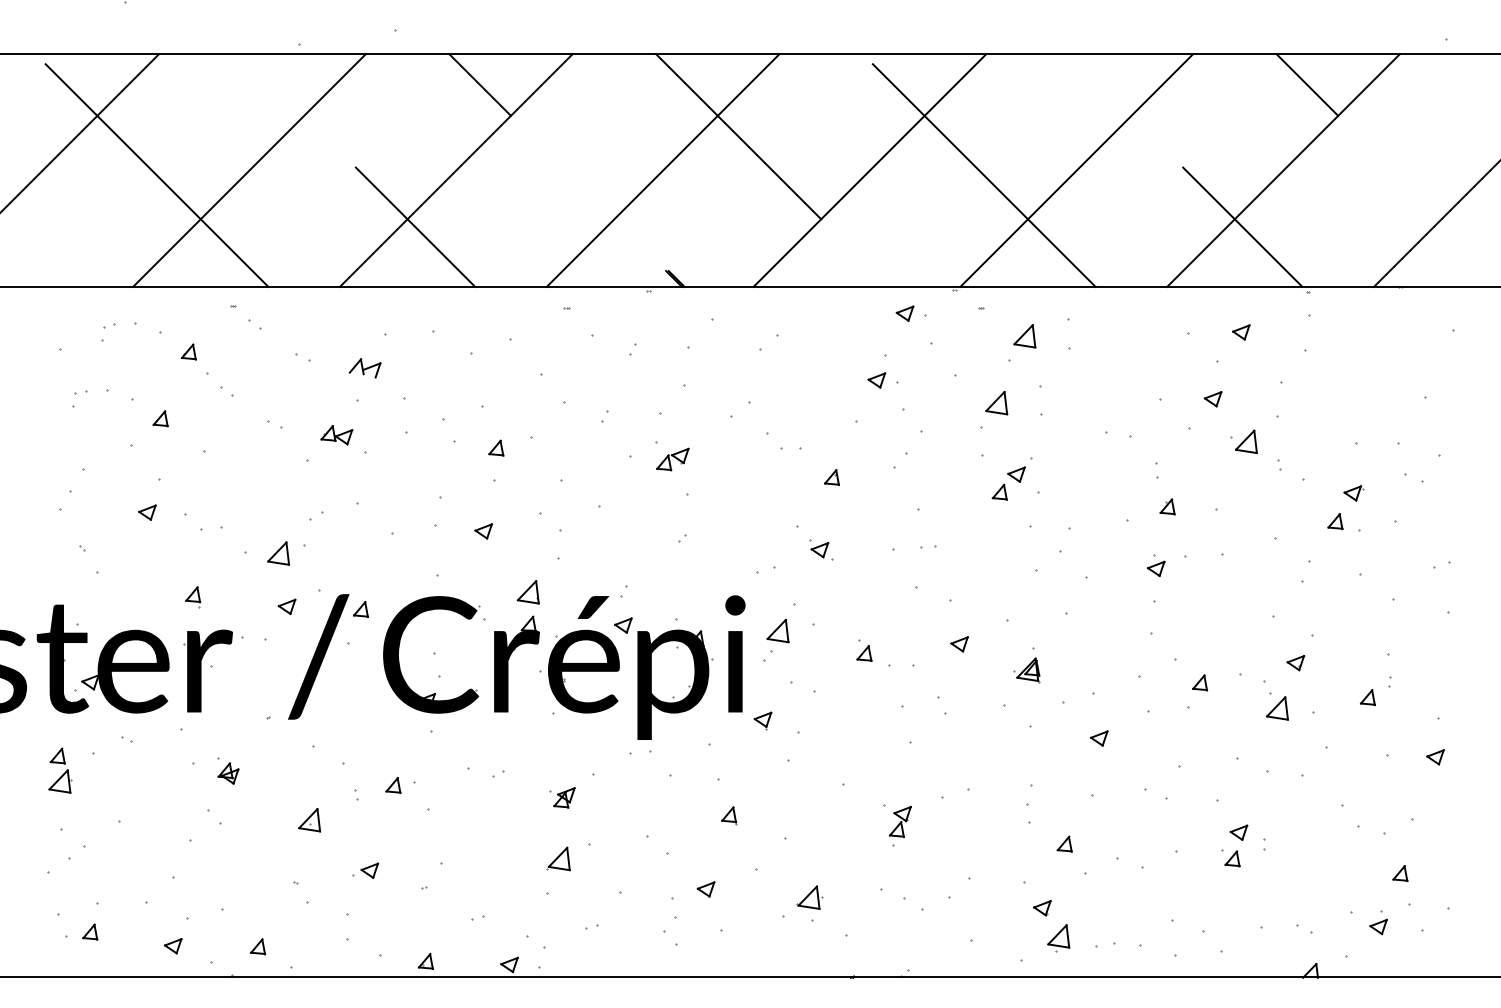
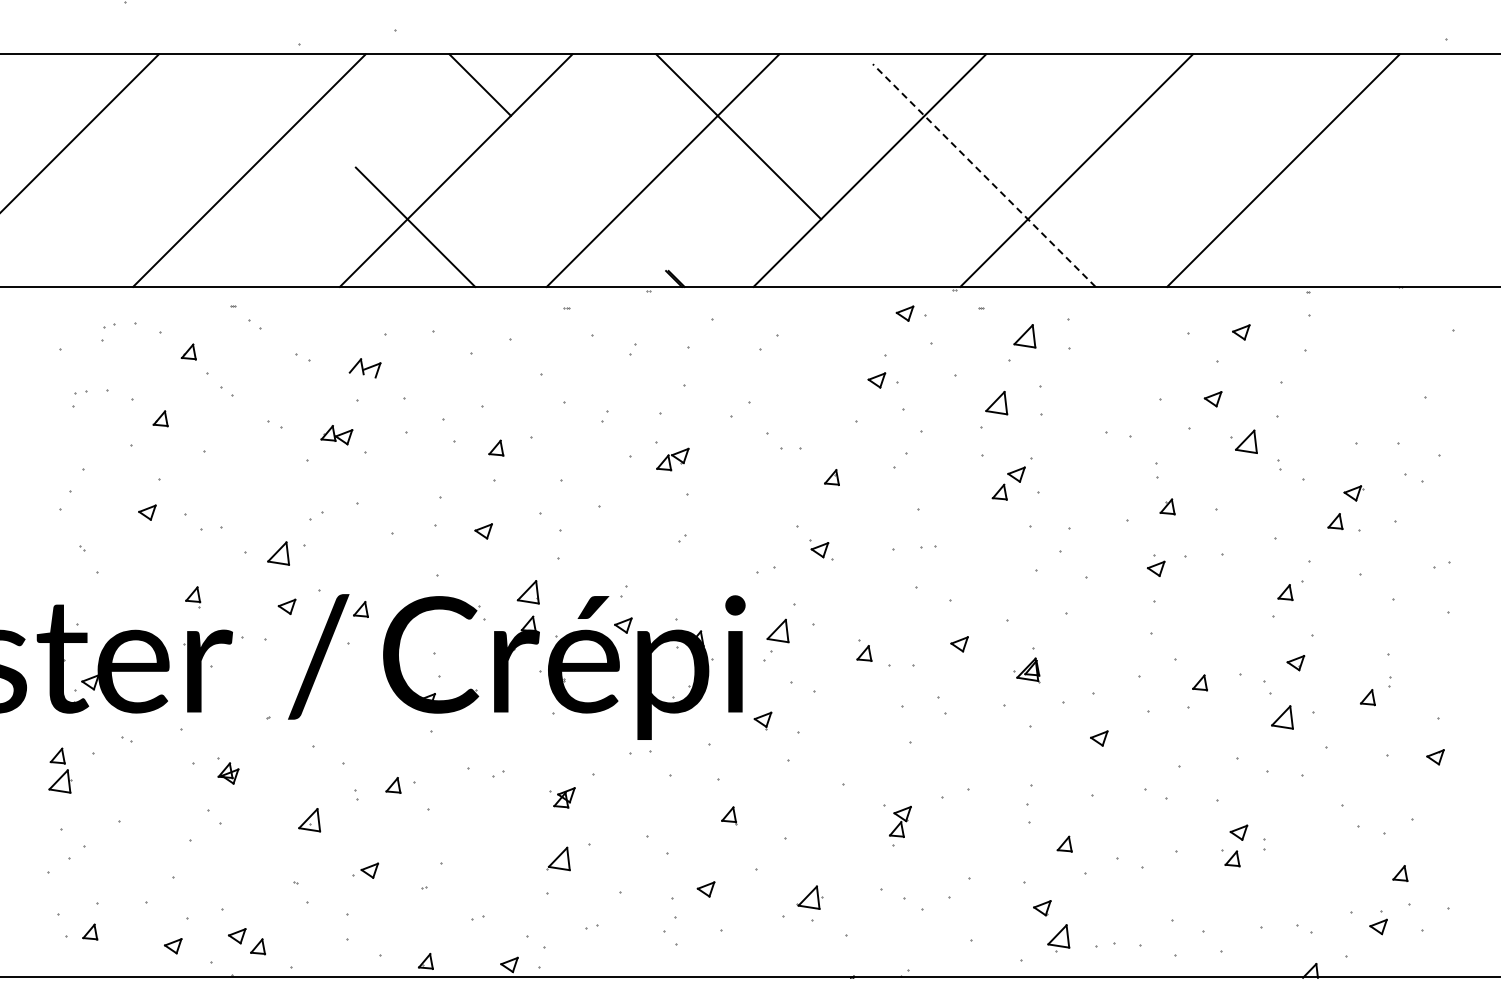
line: present -> none (1307, 84)
line: present -> none (156, 175)
line: solid -> dashed (984, 175)
line: present -> none (1435, 224)
line: present -> none (1242, 226)
part: none -> present (1285, 592)
part position: (1277, 708) -> (1282, 717) (1282, 717)
part: none -> present (236, 936)
